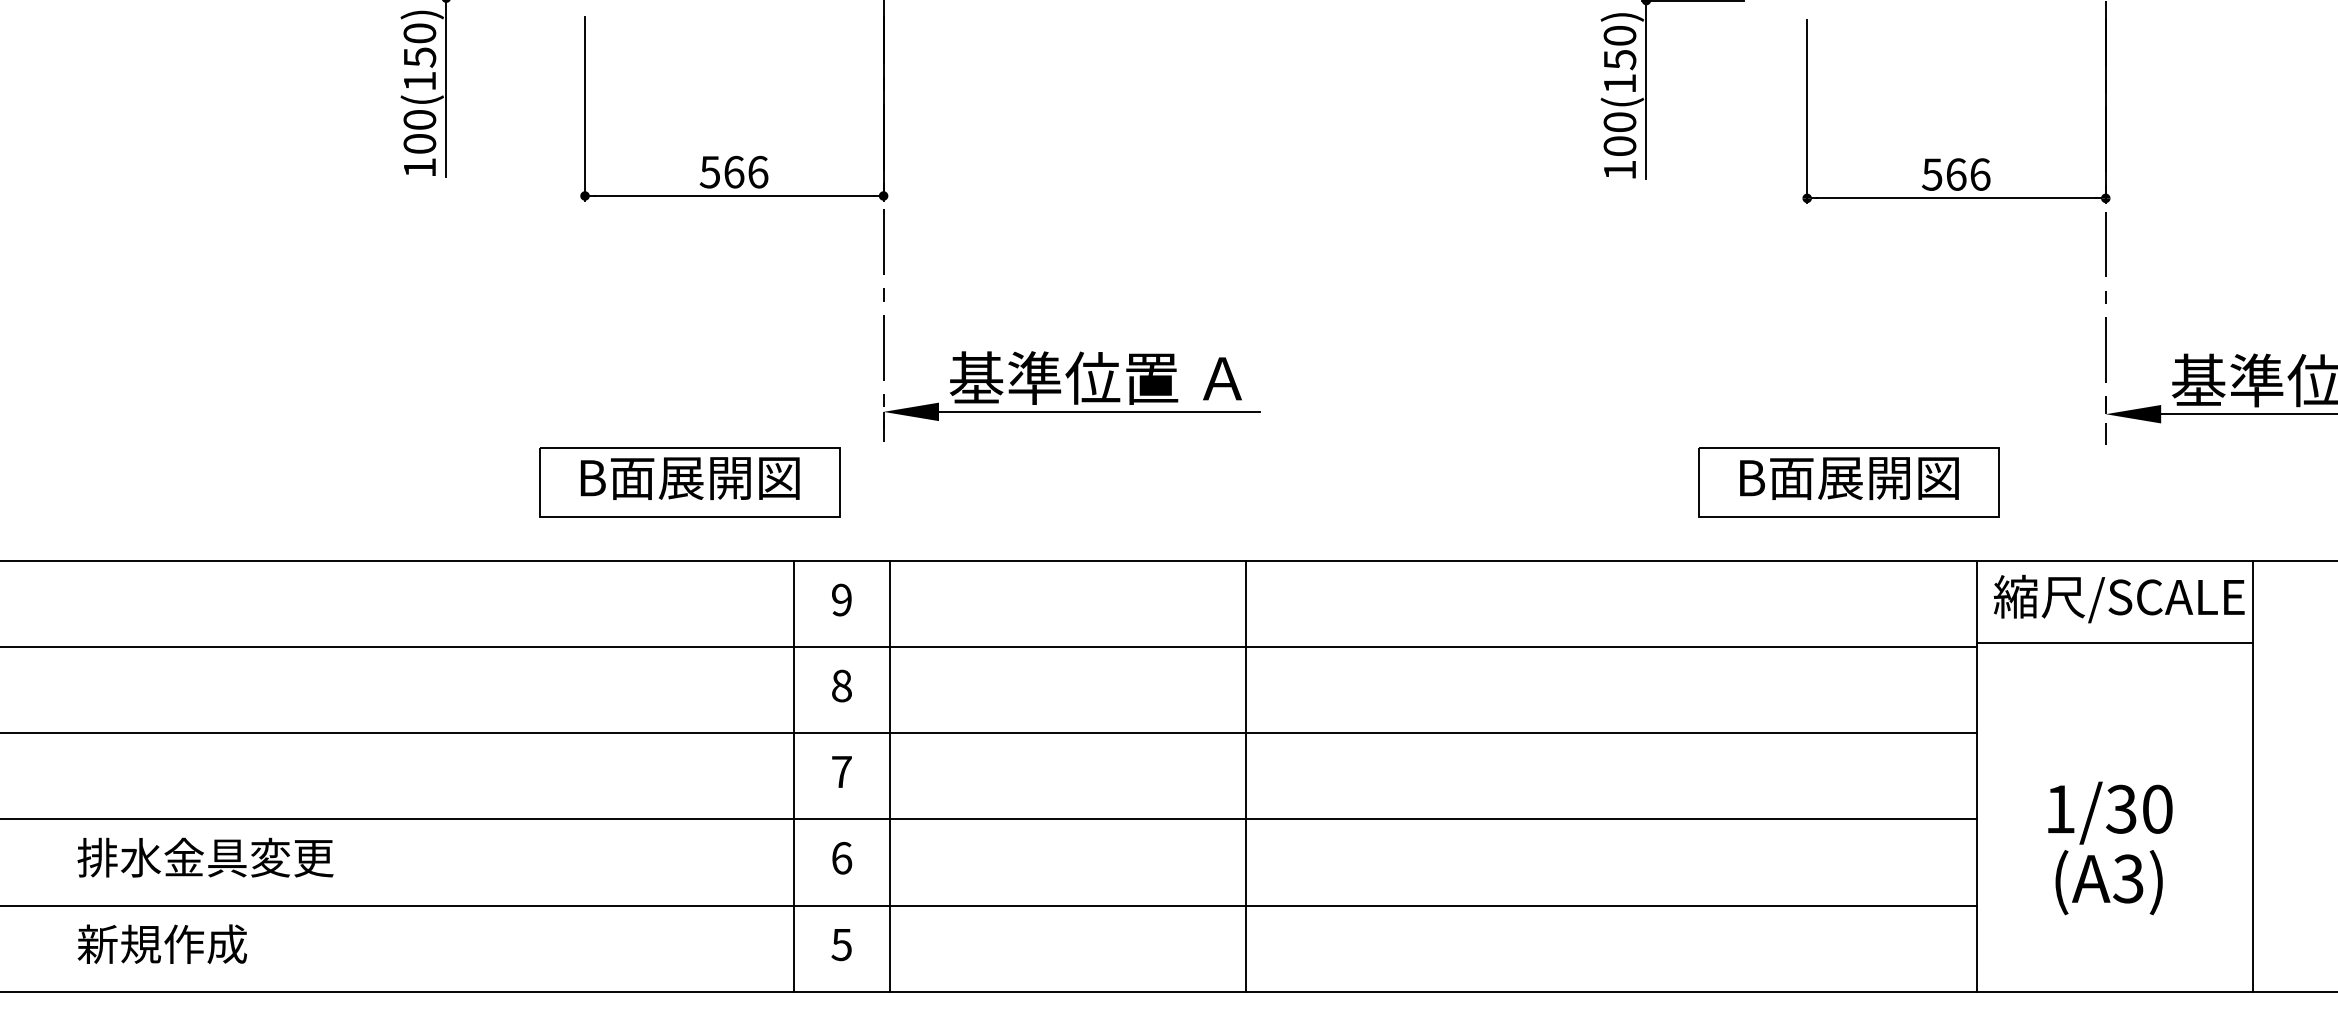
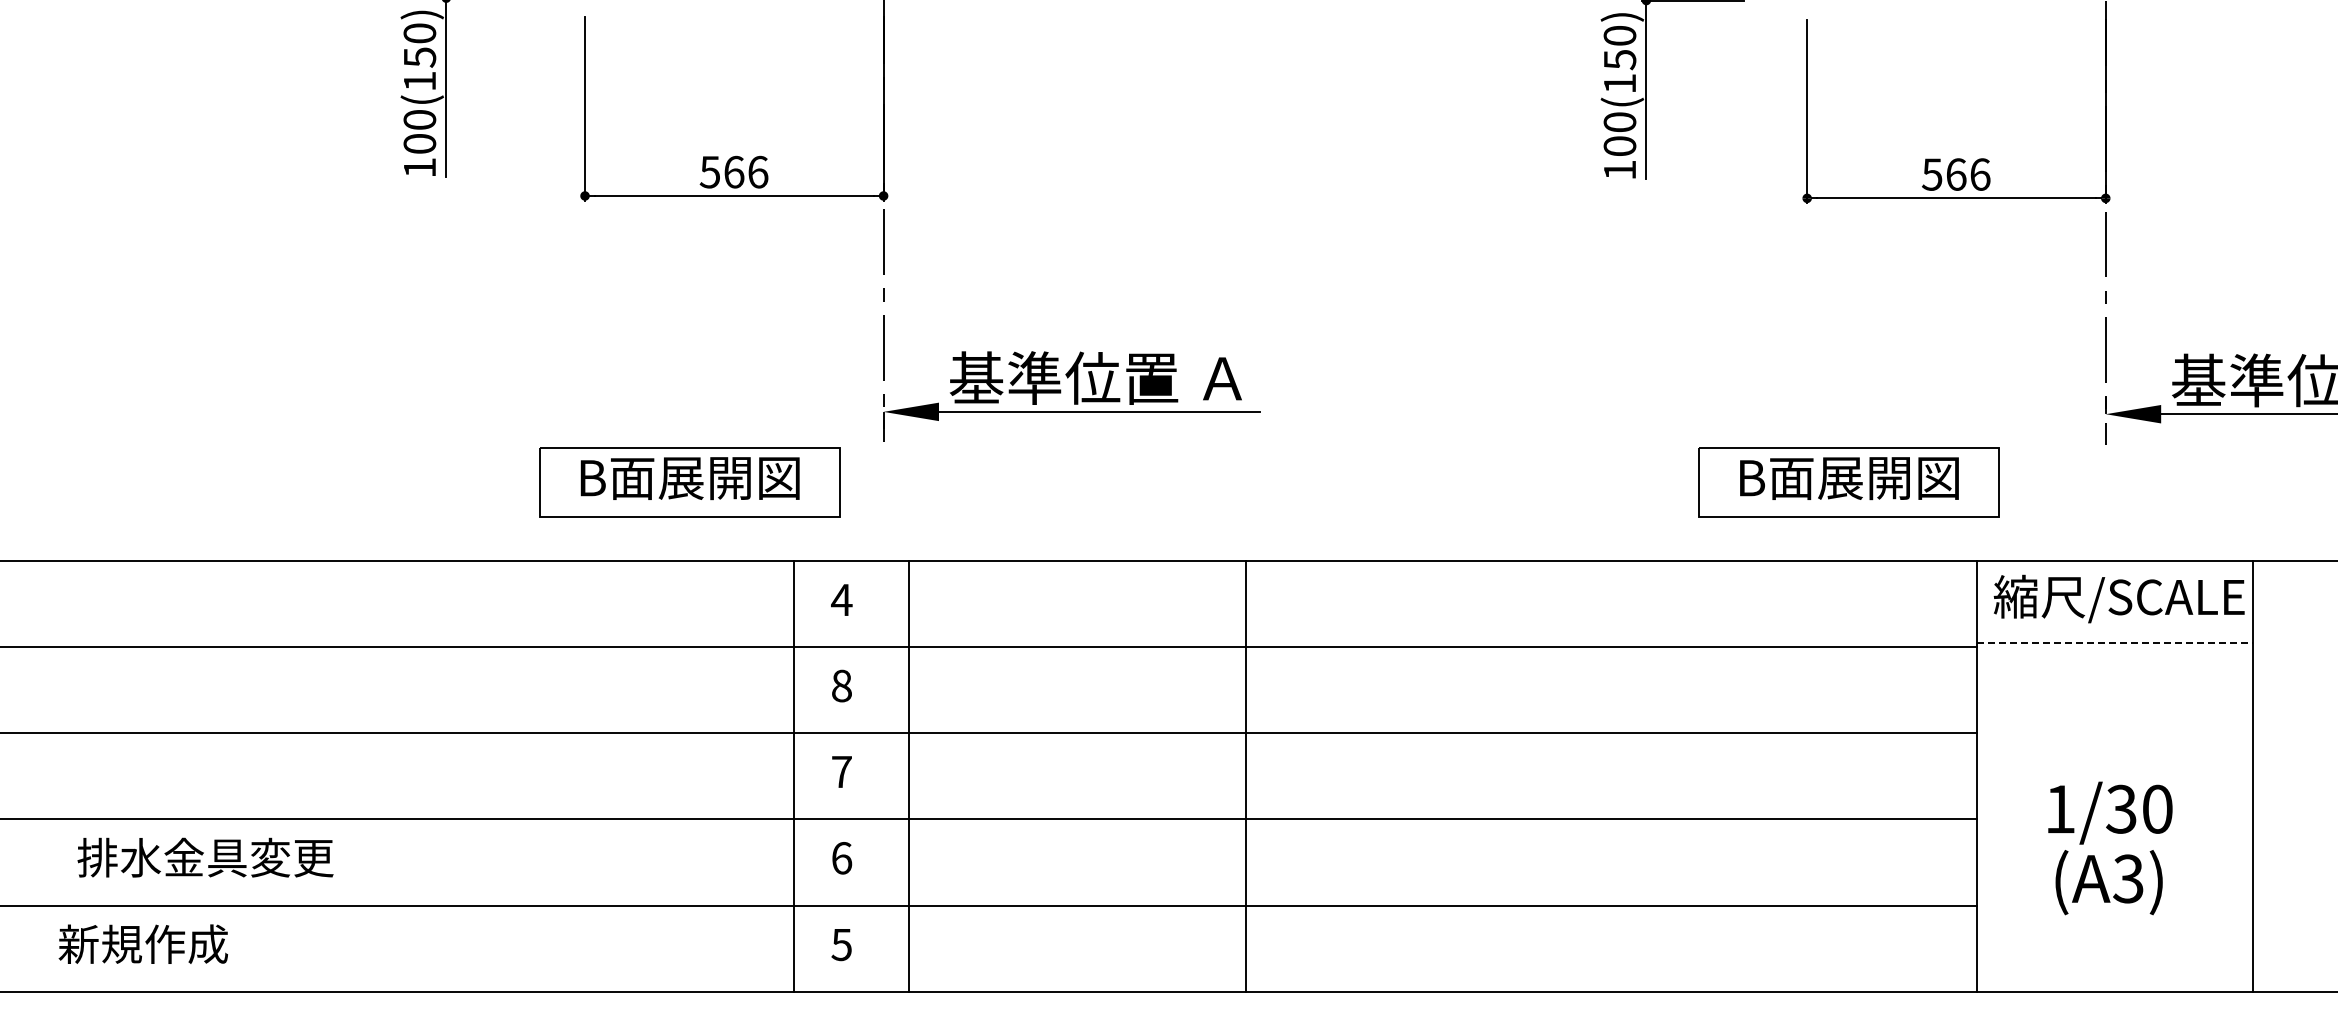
text: 9 -> 4 (841, 599)
line: solid -> dashed (2115, 642)
line position: (889, 776) -> (908, 776) (908, 776)
text position: (161, 943) -> (142, 943) (142, 943)
